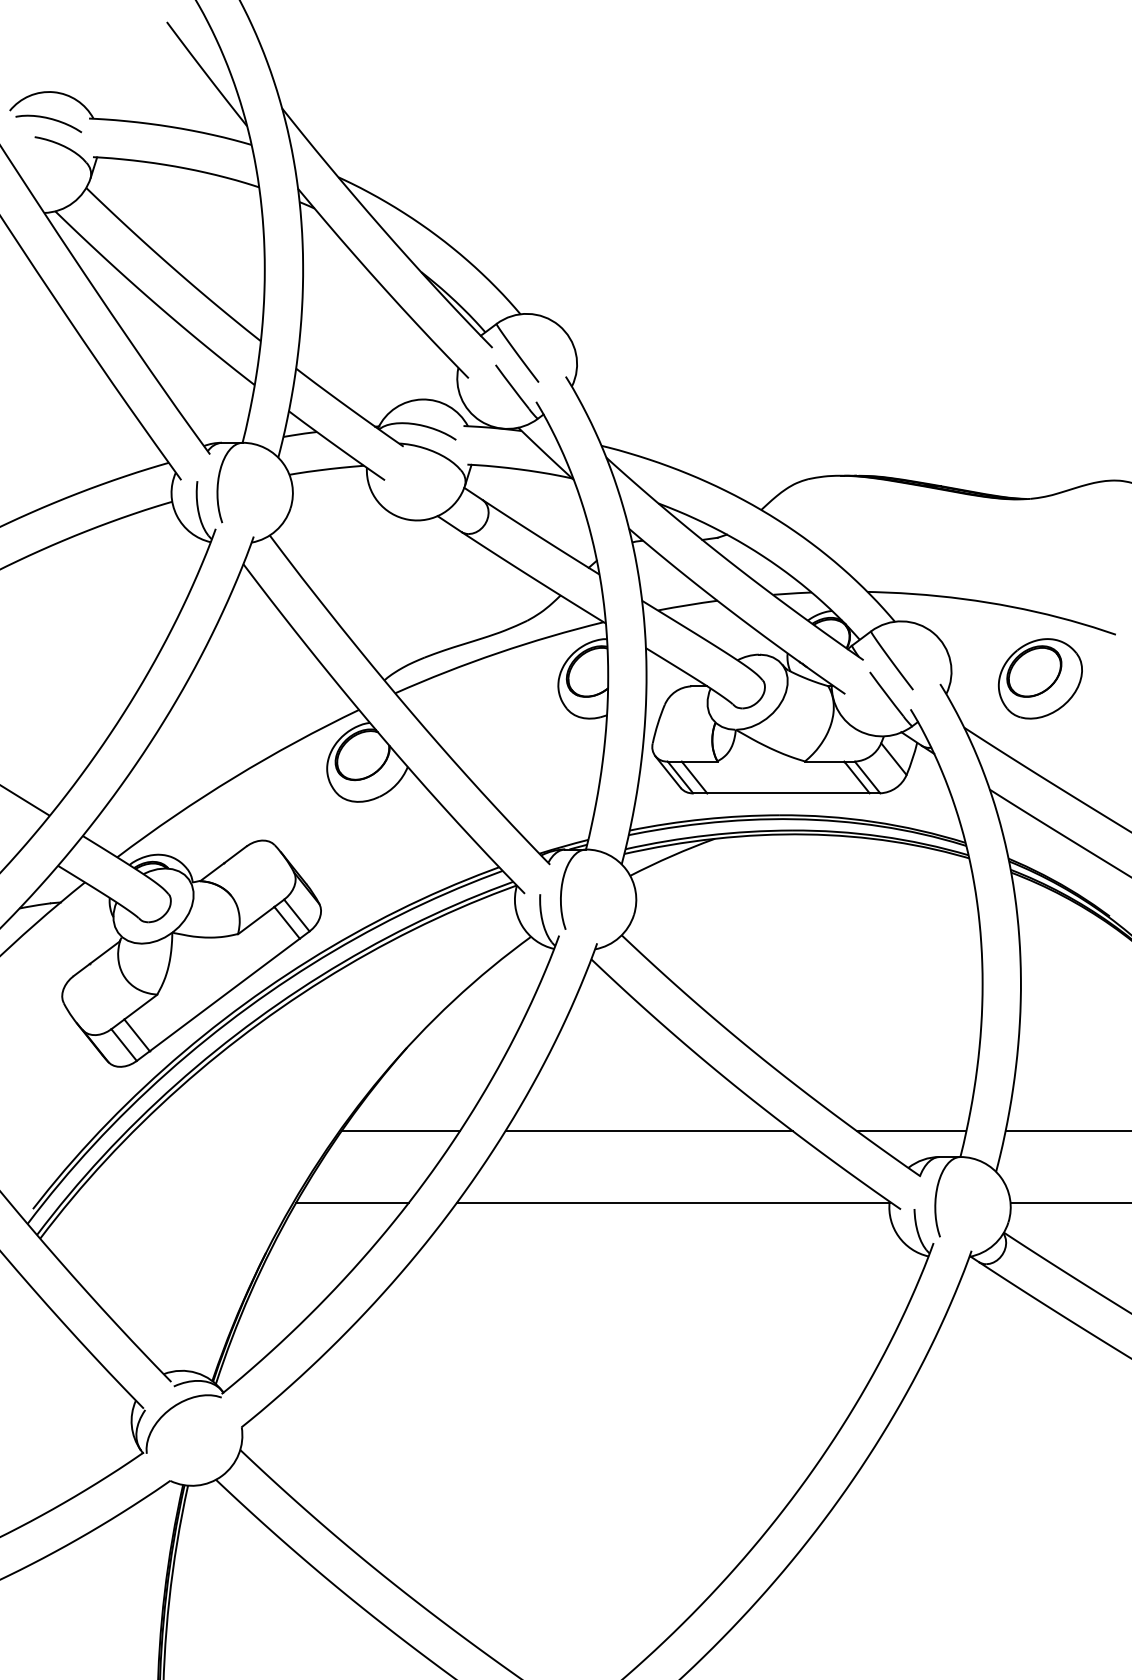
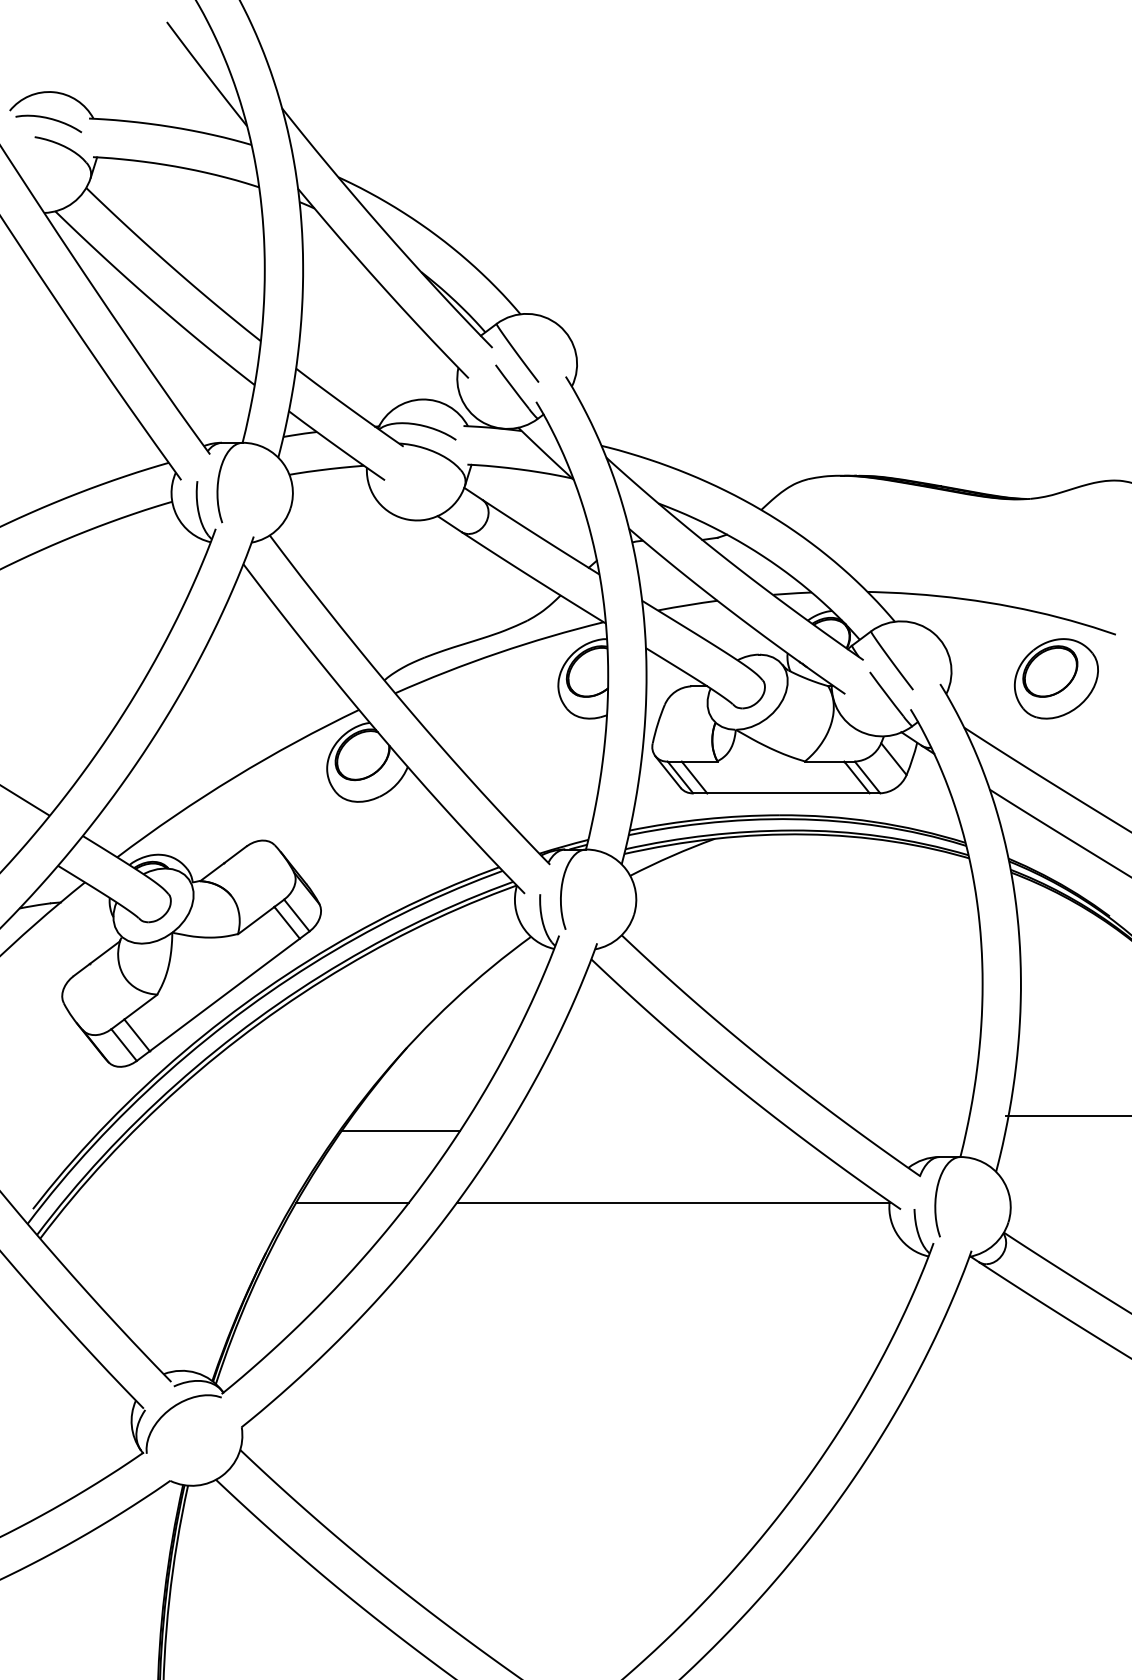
part position: (1039, 678) -> (1055, 678) (1055, 678)
line: present -> none (648, 1130)
line: present -> none (911, 1130)
line position: (1066, 1130) -> (1066, 1115) (1066, 1115)
line: present -> none (1069, 1202)
